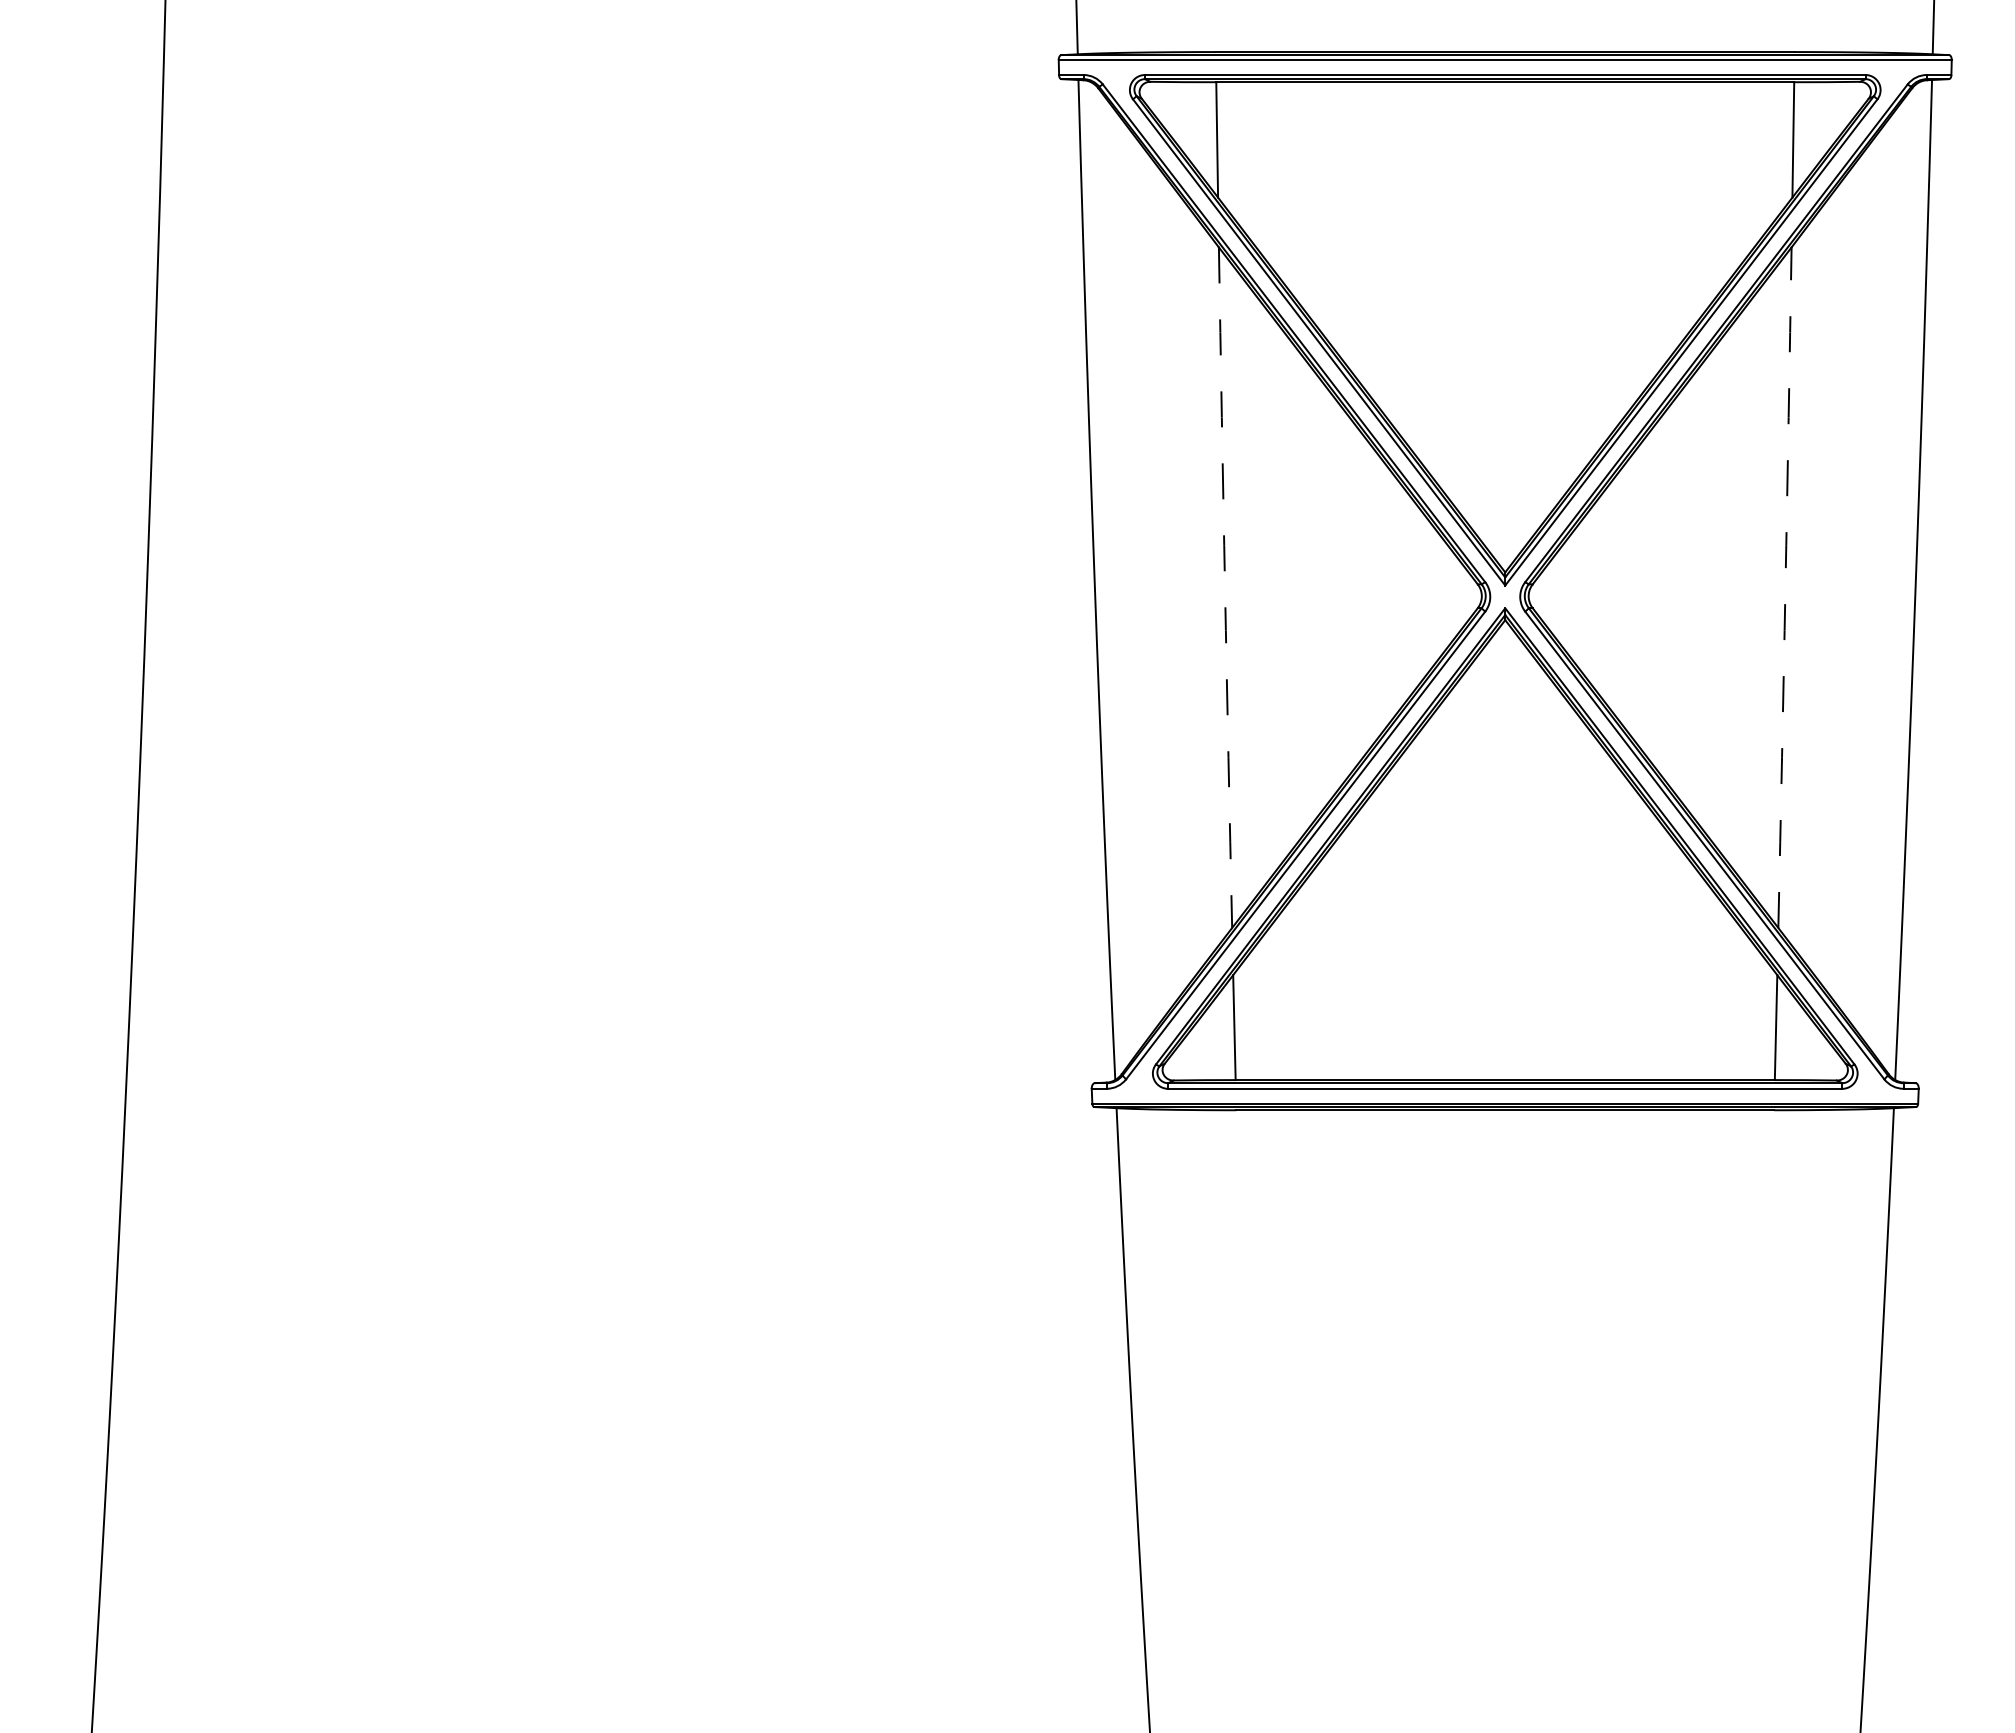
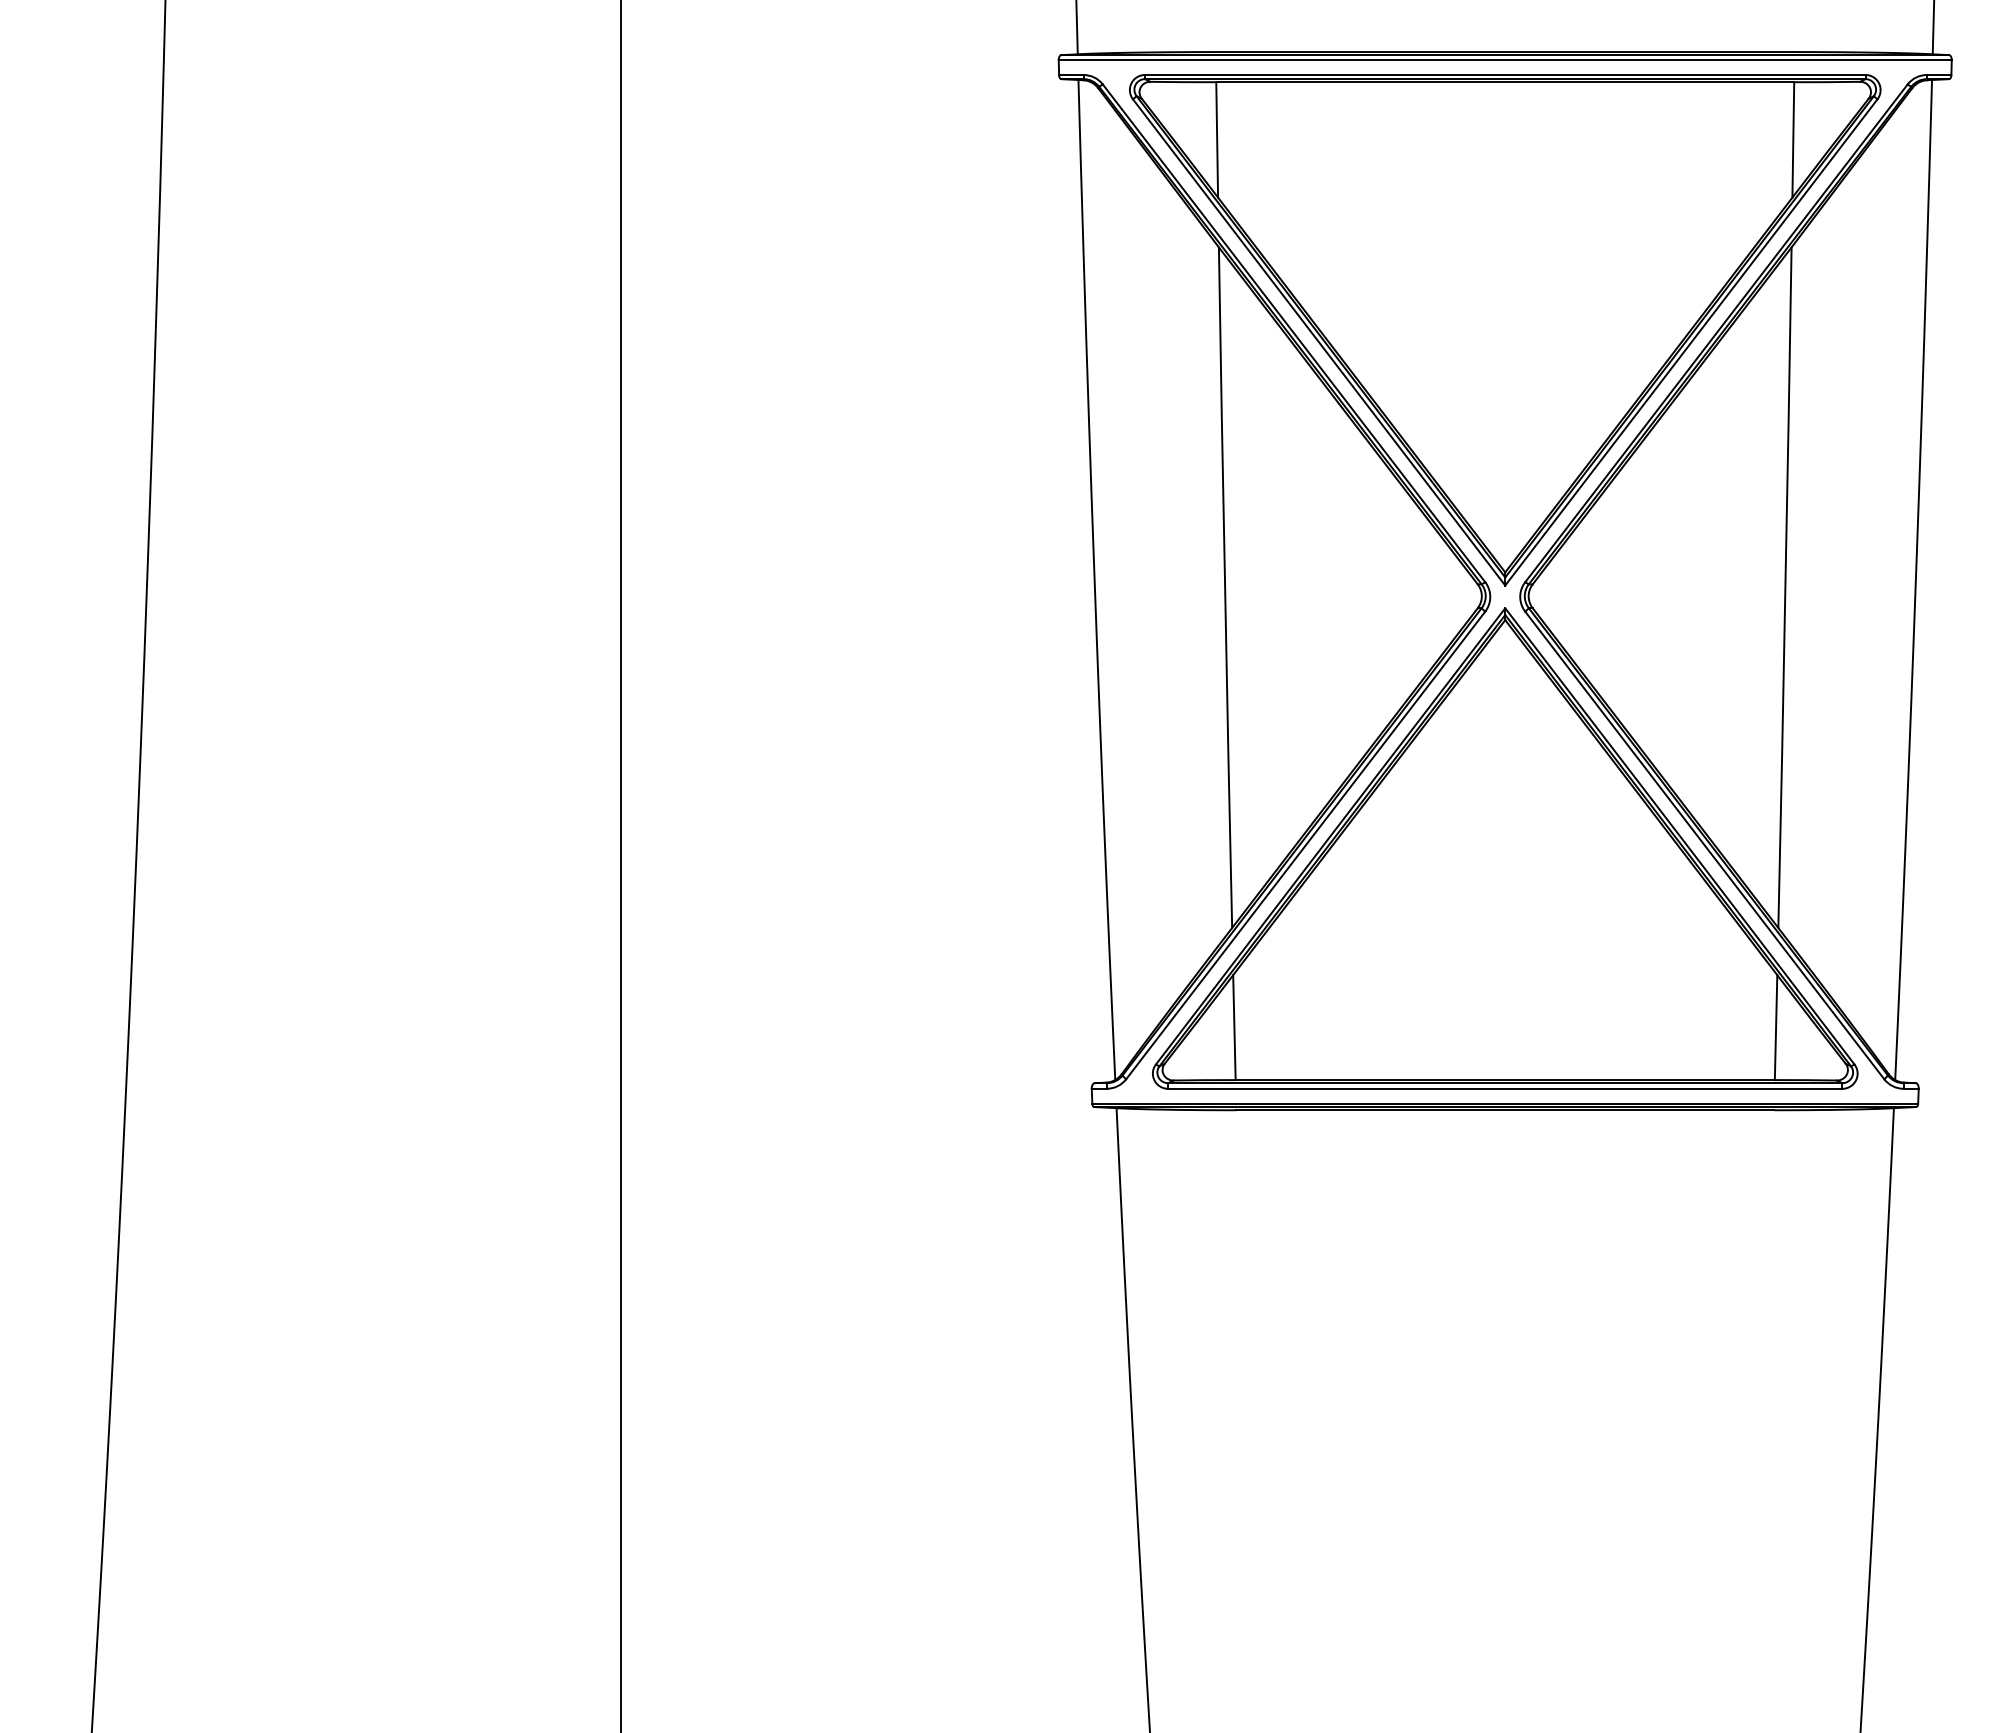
arc: dashed -> solid (1225, 587)
arc: dashed -> solid (1785, 587)
line: none -> present (620, 865)
